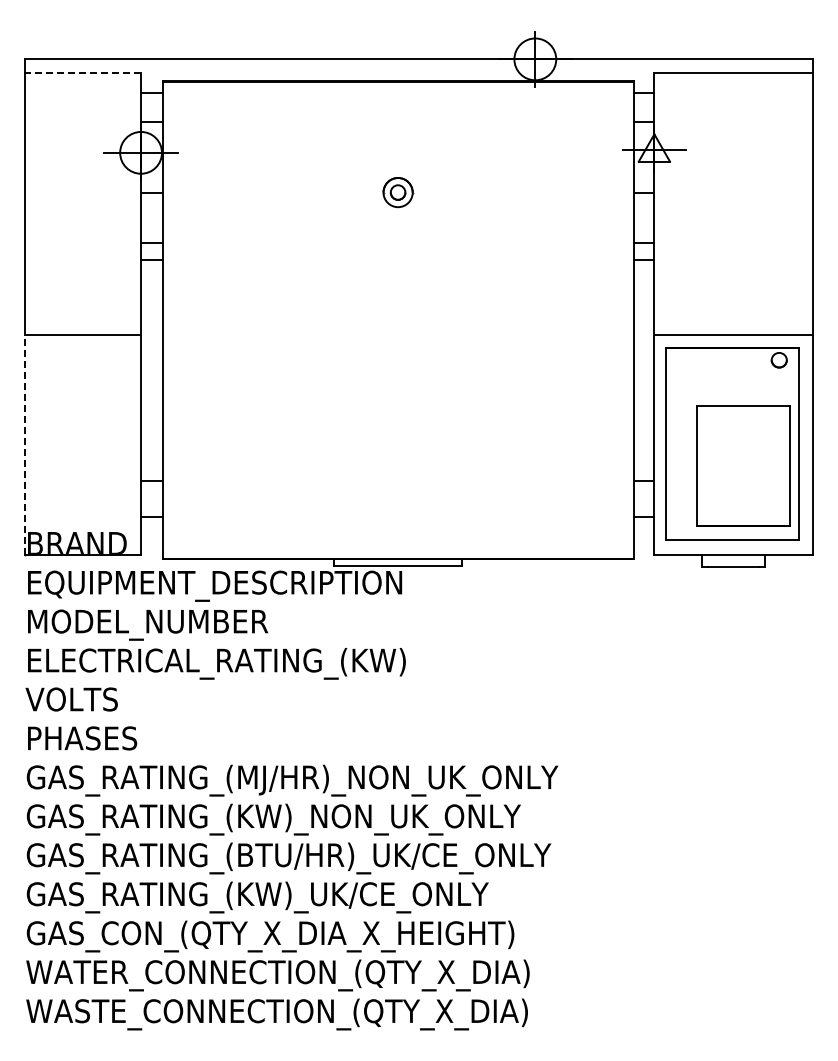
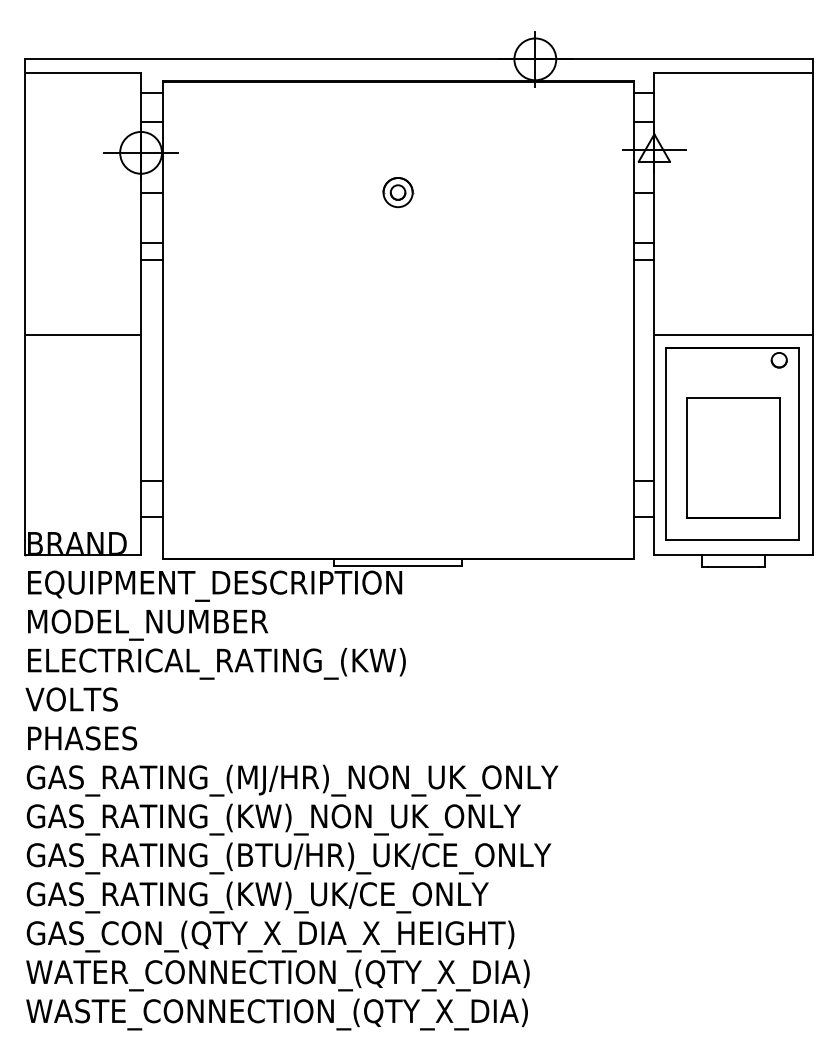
line: dashed -> solid (83, 72)
line: dashed -> solid (25, 444)
part position: (743, 465) -> (733, 457) (733, 457)
